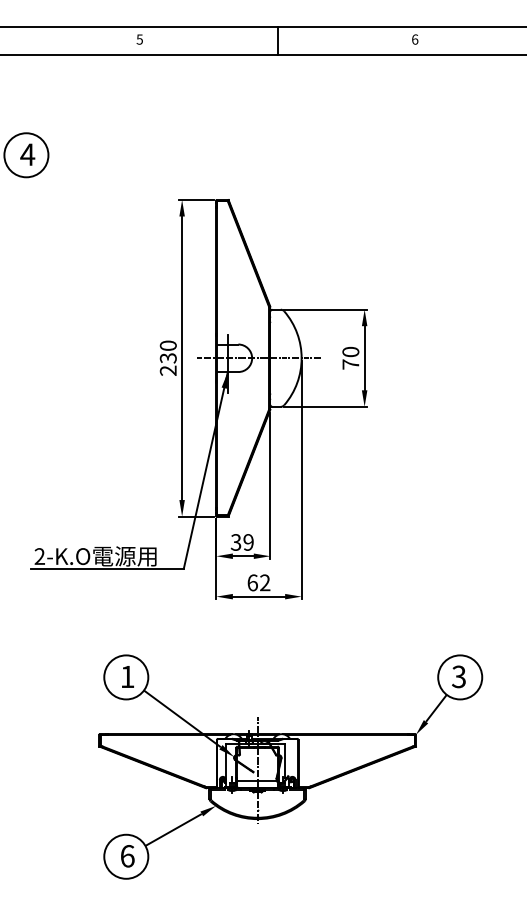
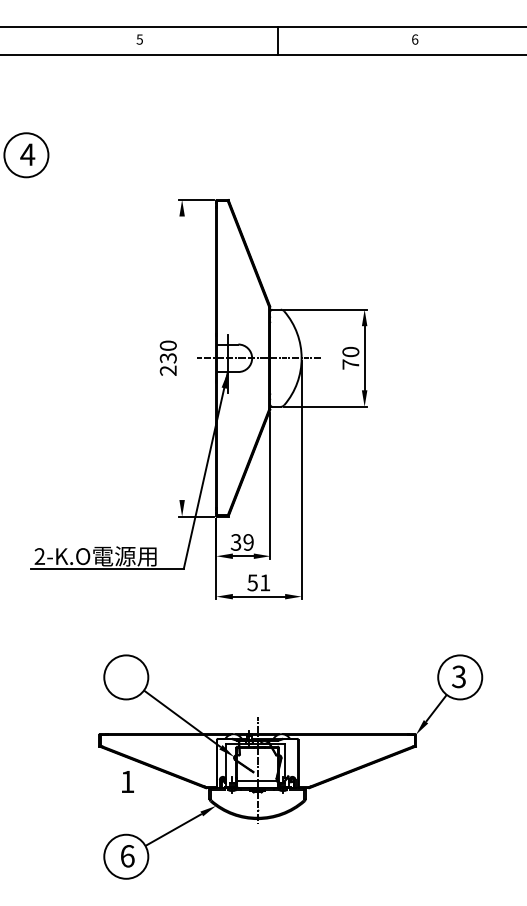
line: present -> none (182, 358)
text: 62 -> 51 (258, 582)
text position: (127, 676) -> (127, 781) (127, 781)
